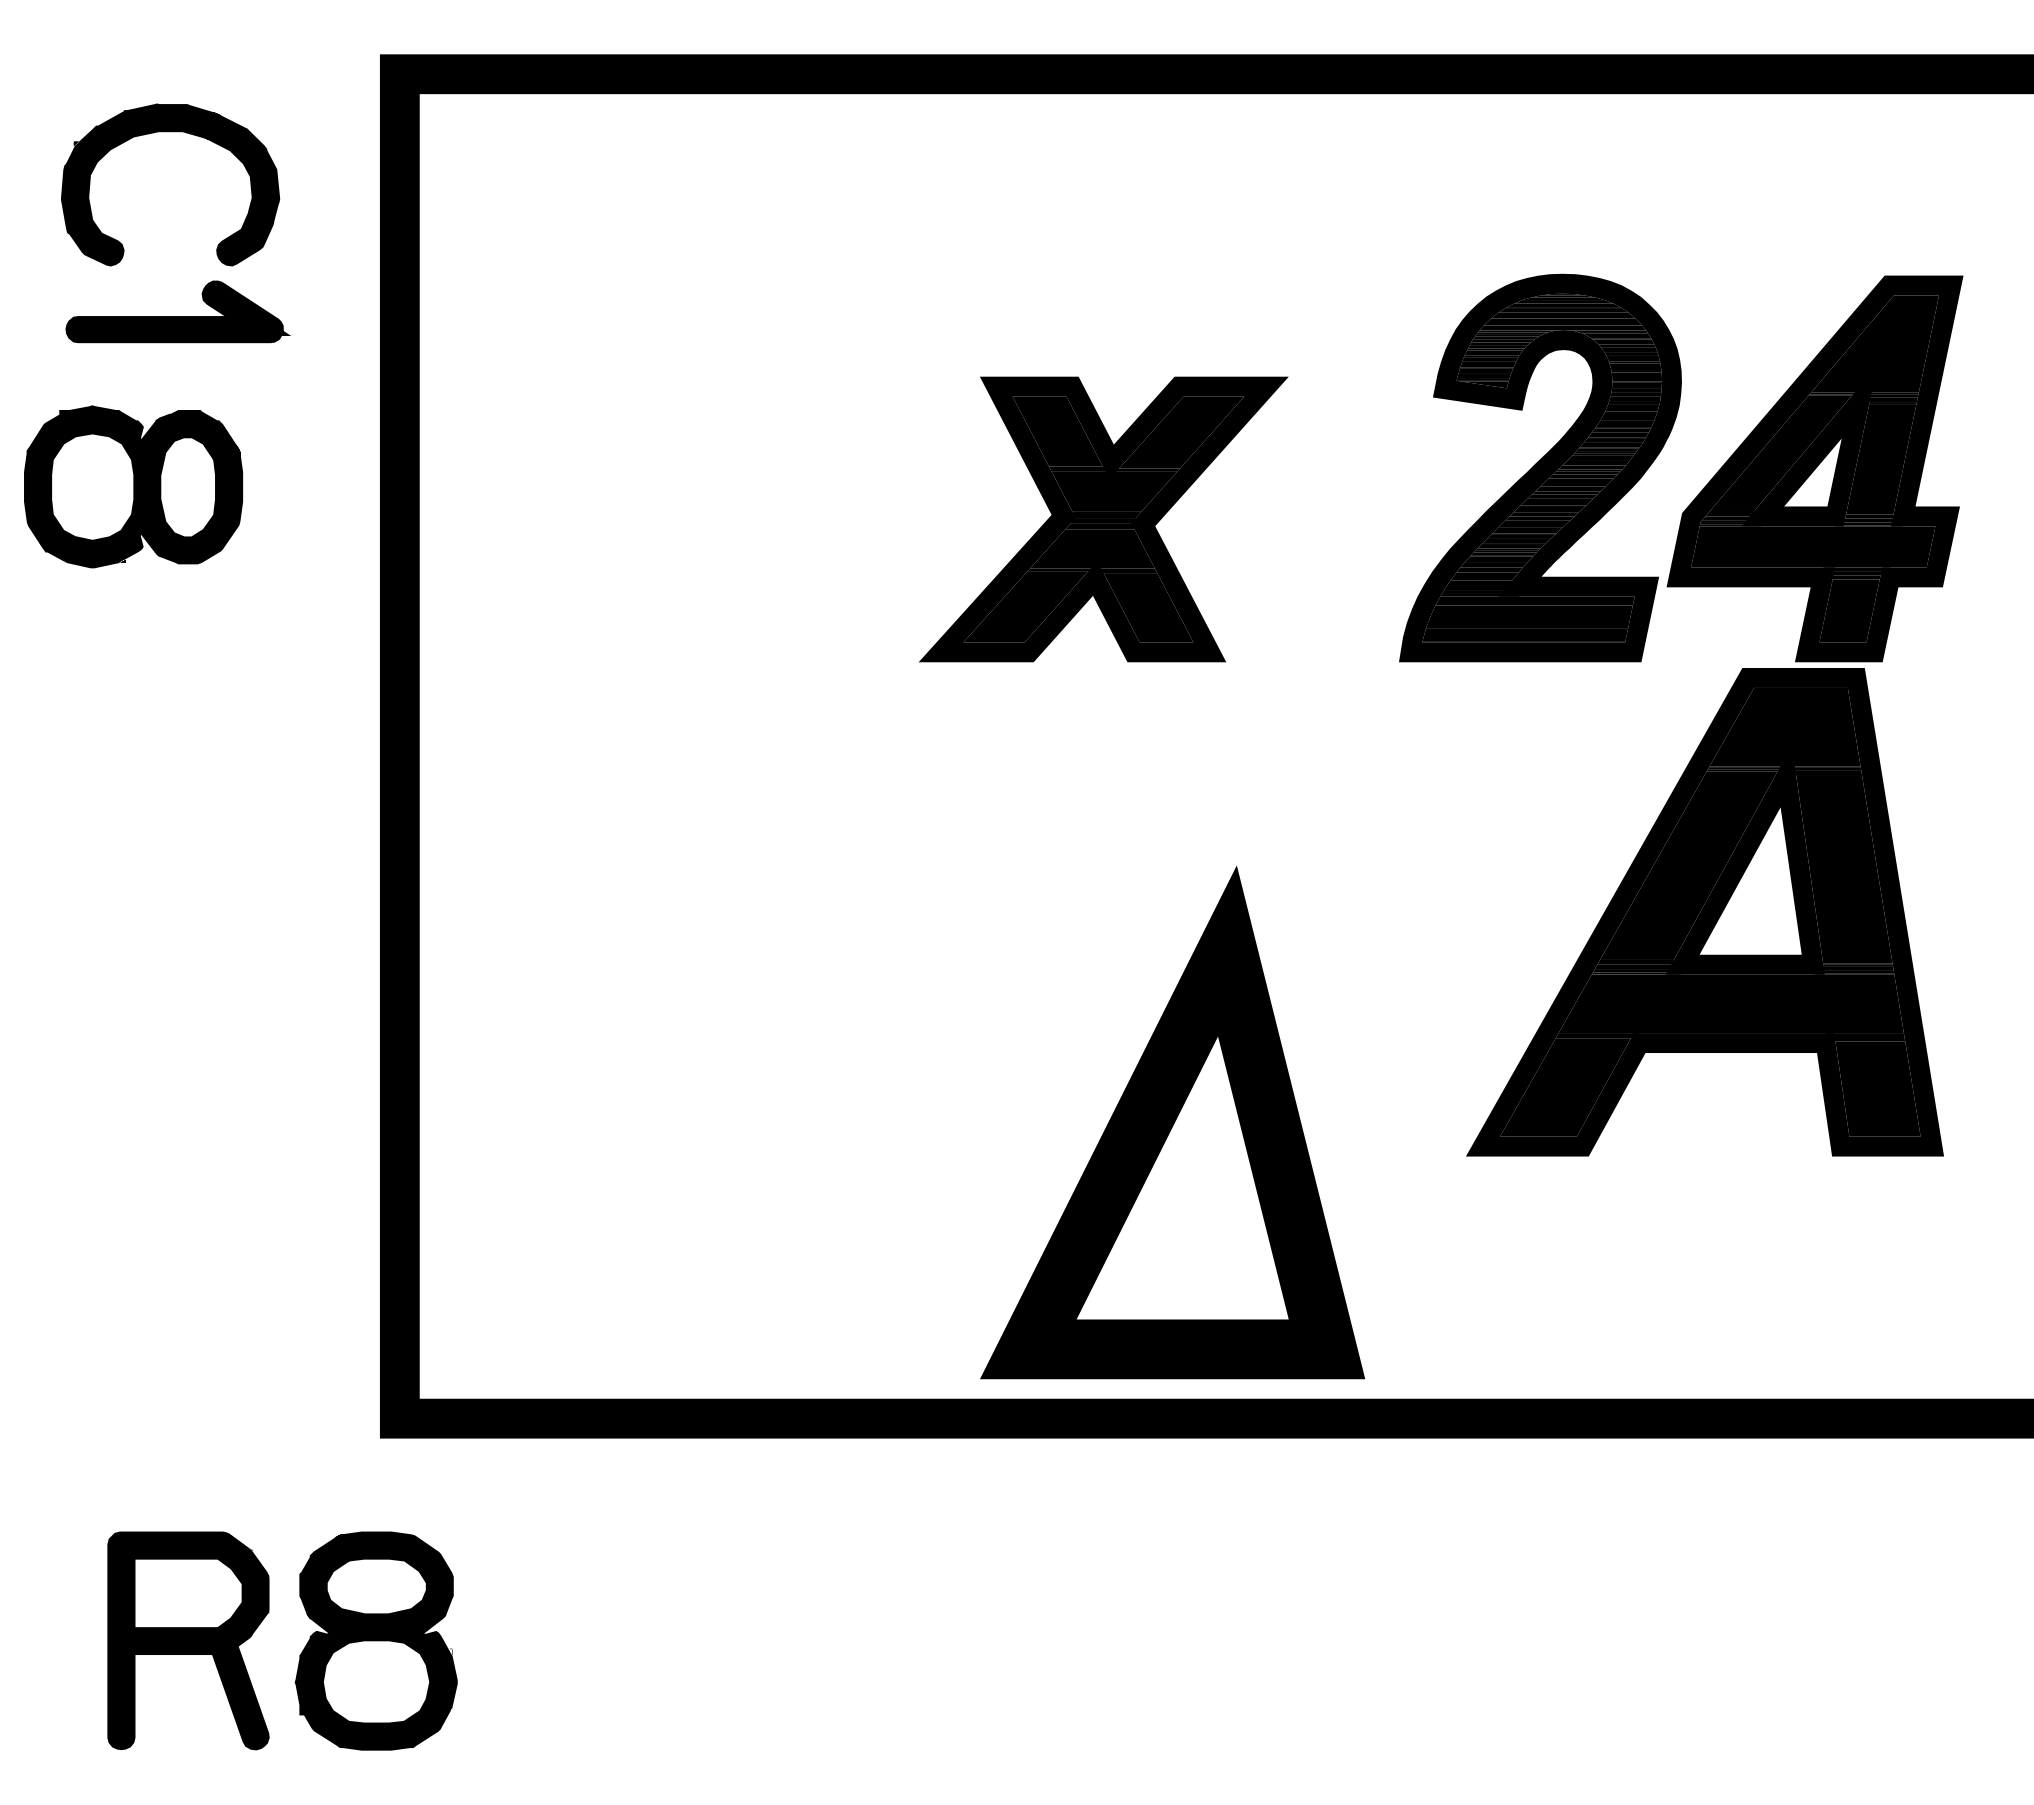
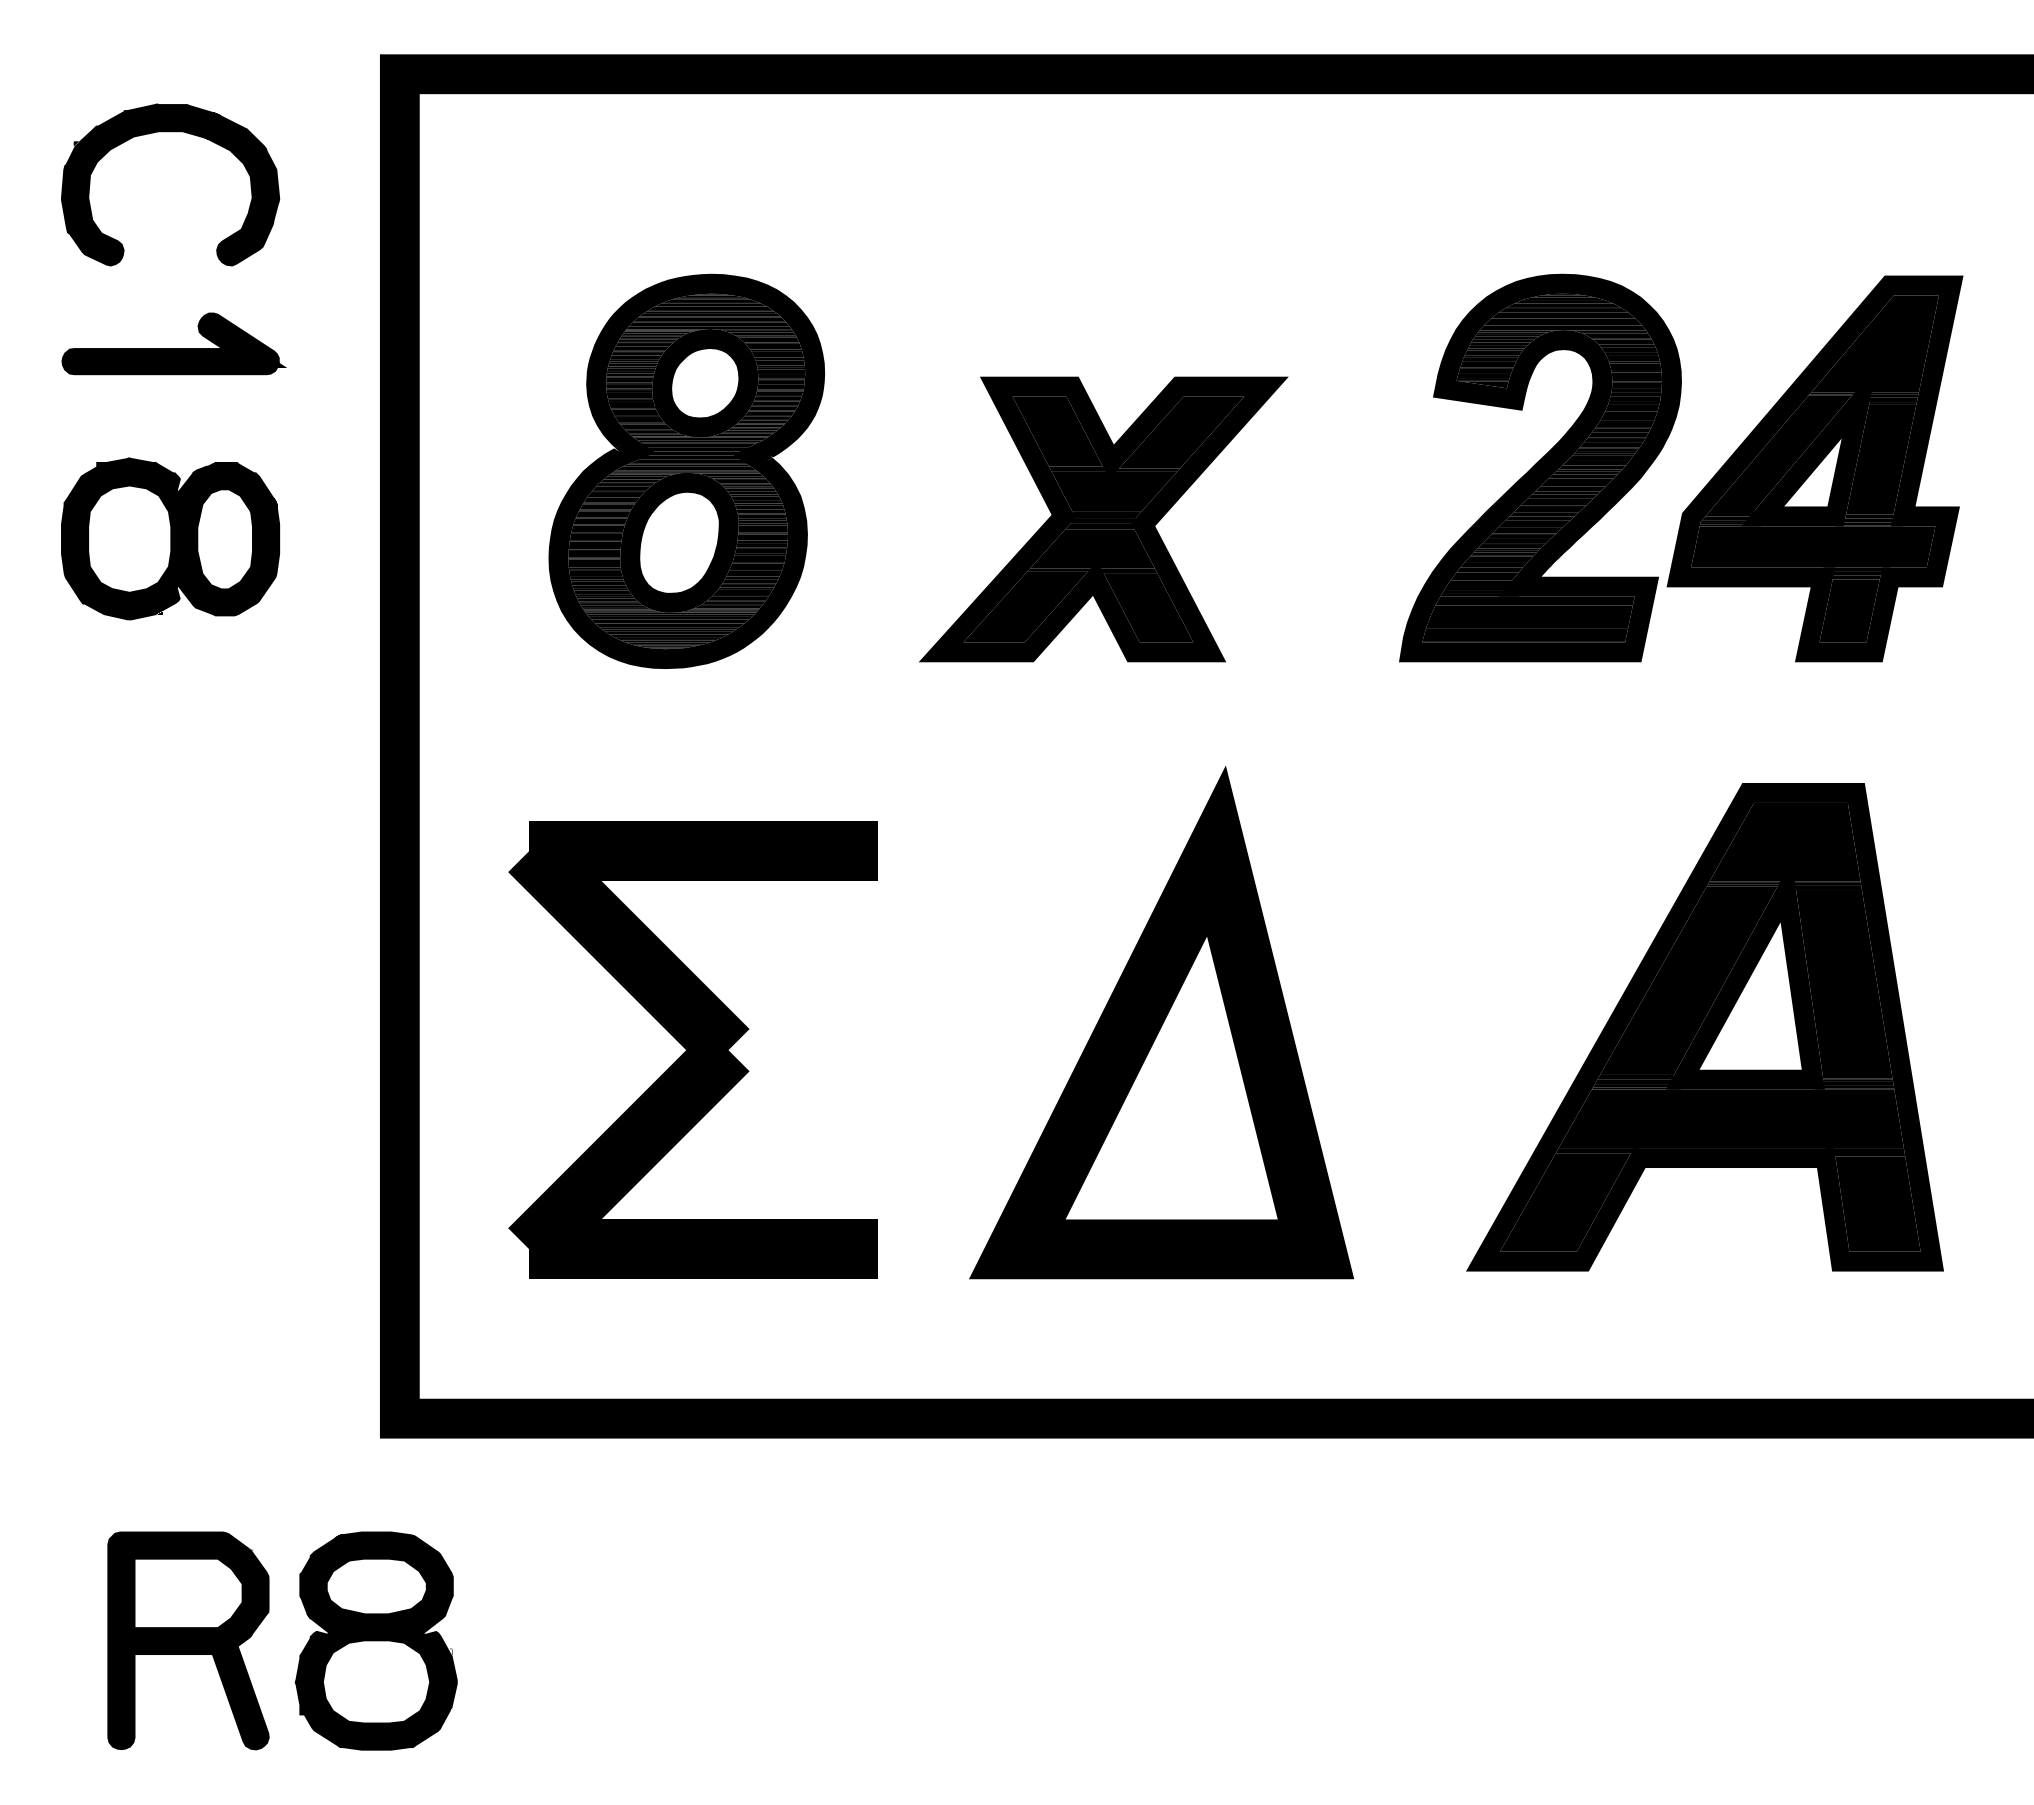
part position: (177, 311) -> (173, 343) (173, 343)
part: none -> present (686, 470)
part position: (133, 486) -> (170, 538) (170, 538)
part position: (1704, 912) -> (1704, 1027) (1704, 1027)
part: none -> present (692, 1049)
part position: (1172, 1122) -> (1161, 1022) (1161, 1022)
